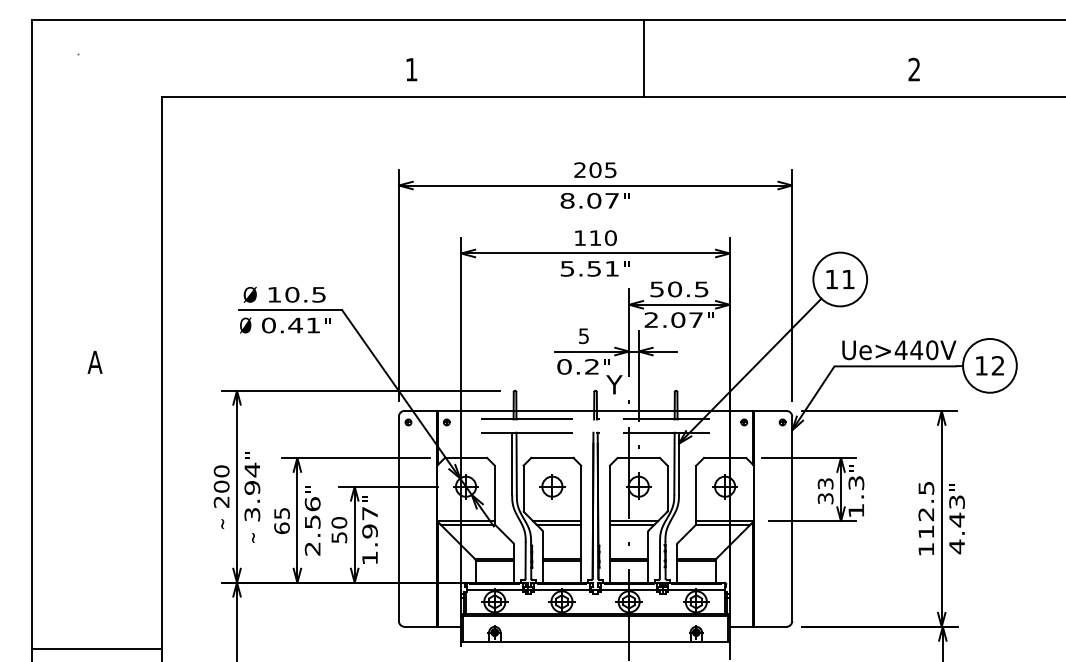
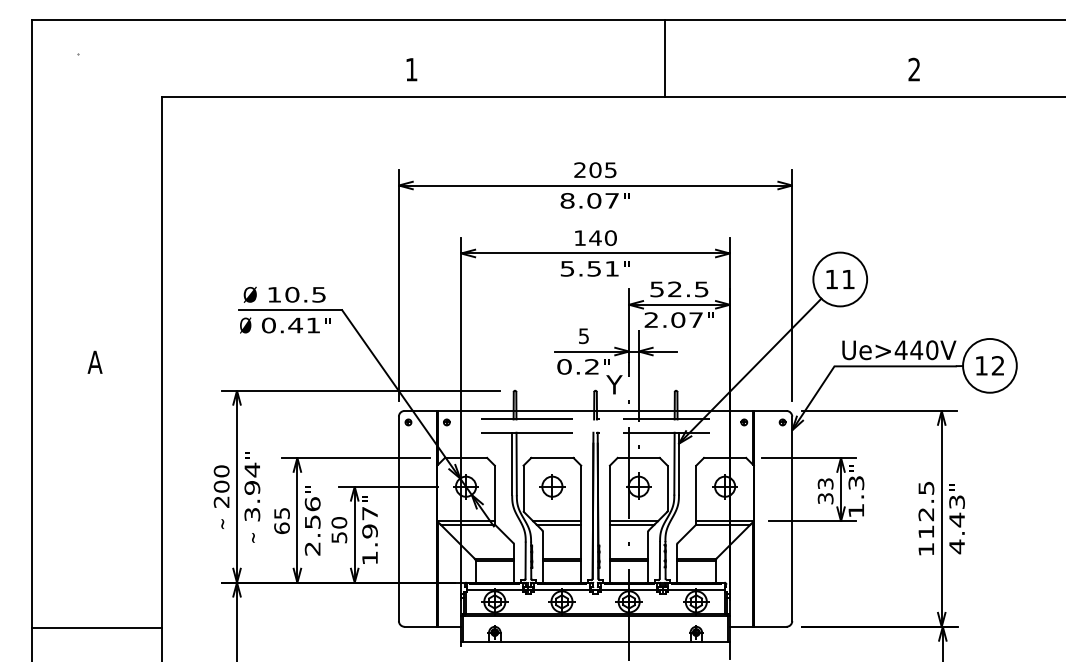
line position: (644, 57) -> (665, 57) (665, 57)
text: 110 -> 140 (595, 237)
text: 50.5 -> 52.5 (675, 289)
line position: (96, 649) -> (96, 628) (96, 628)
